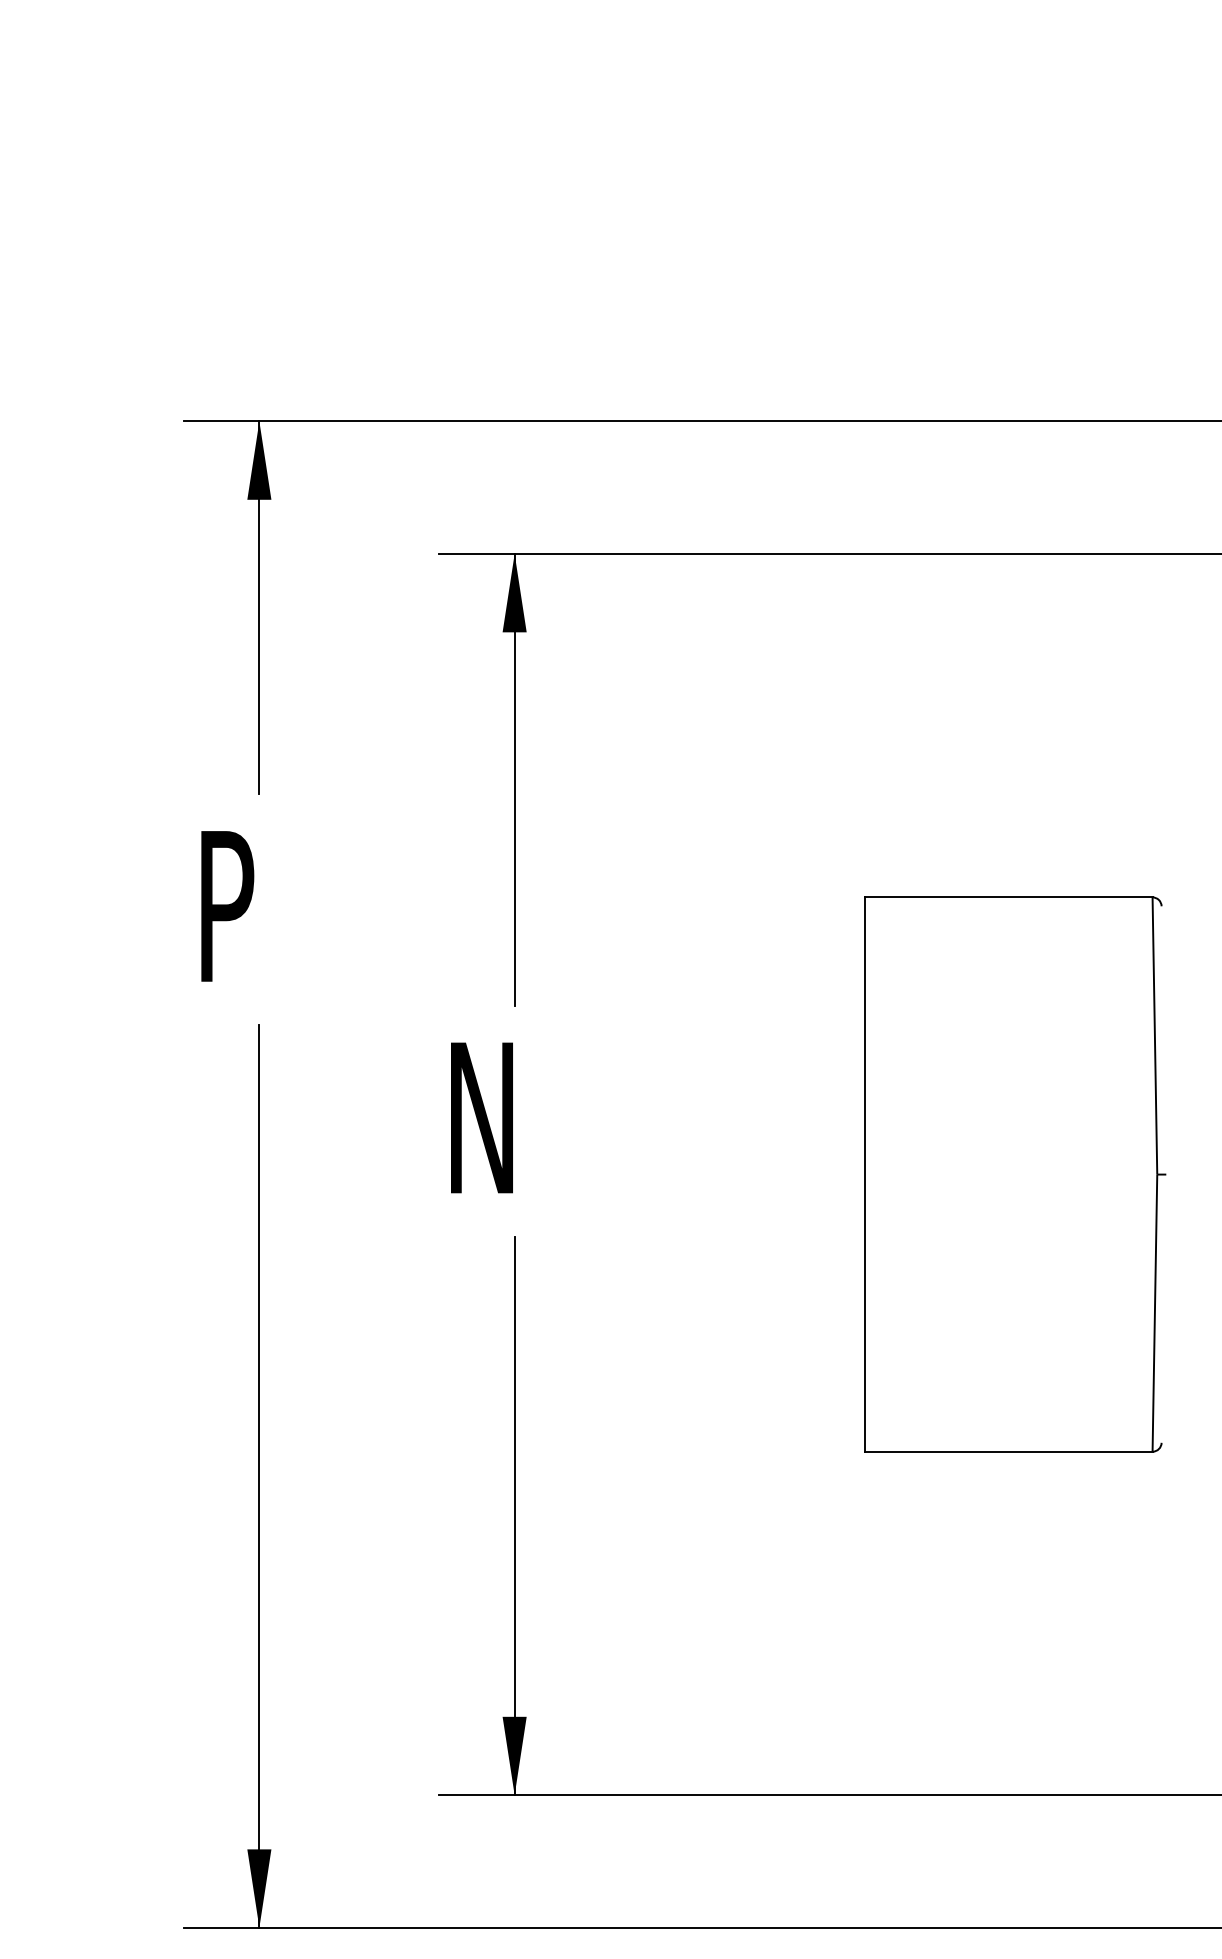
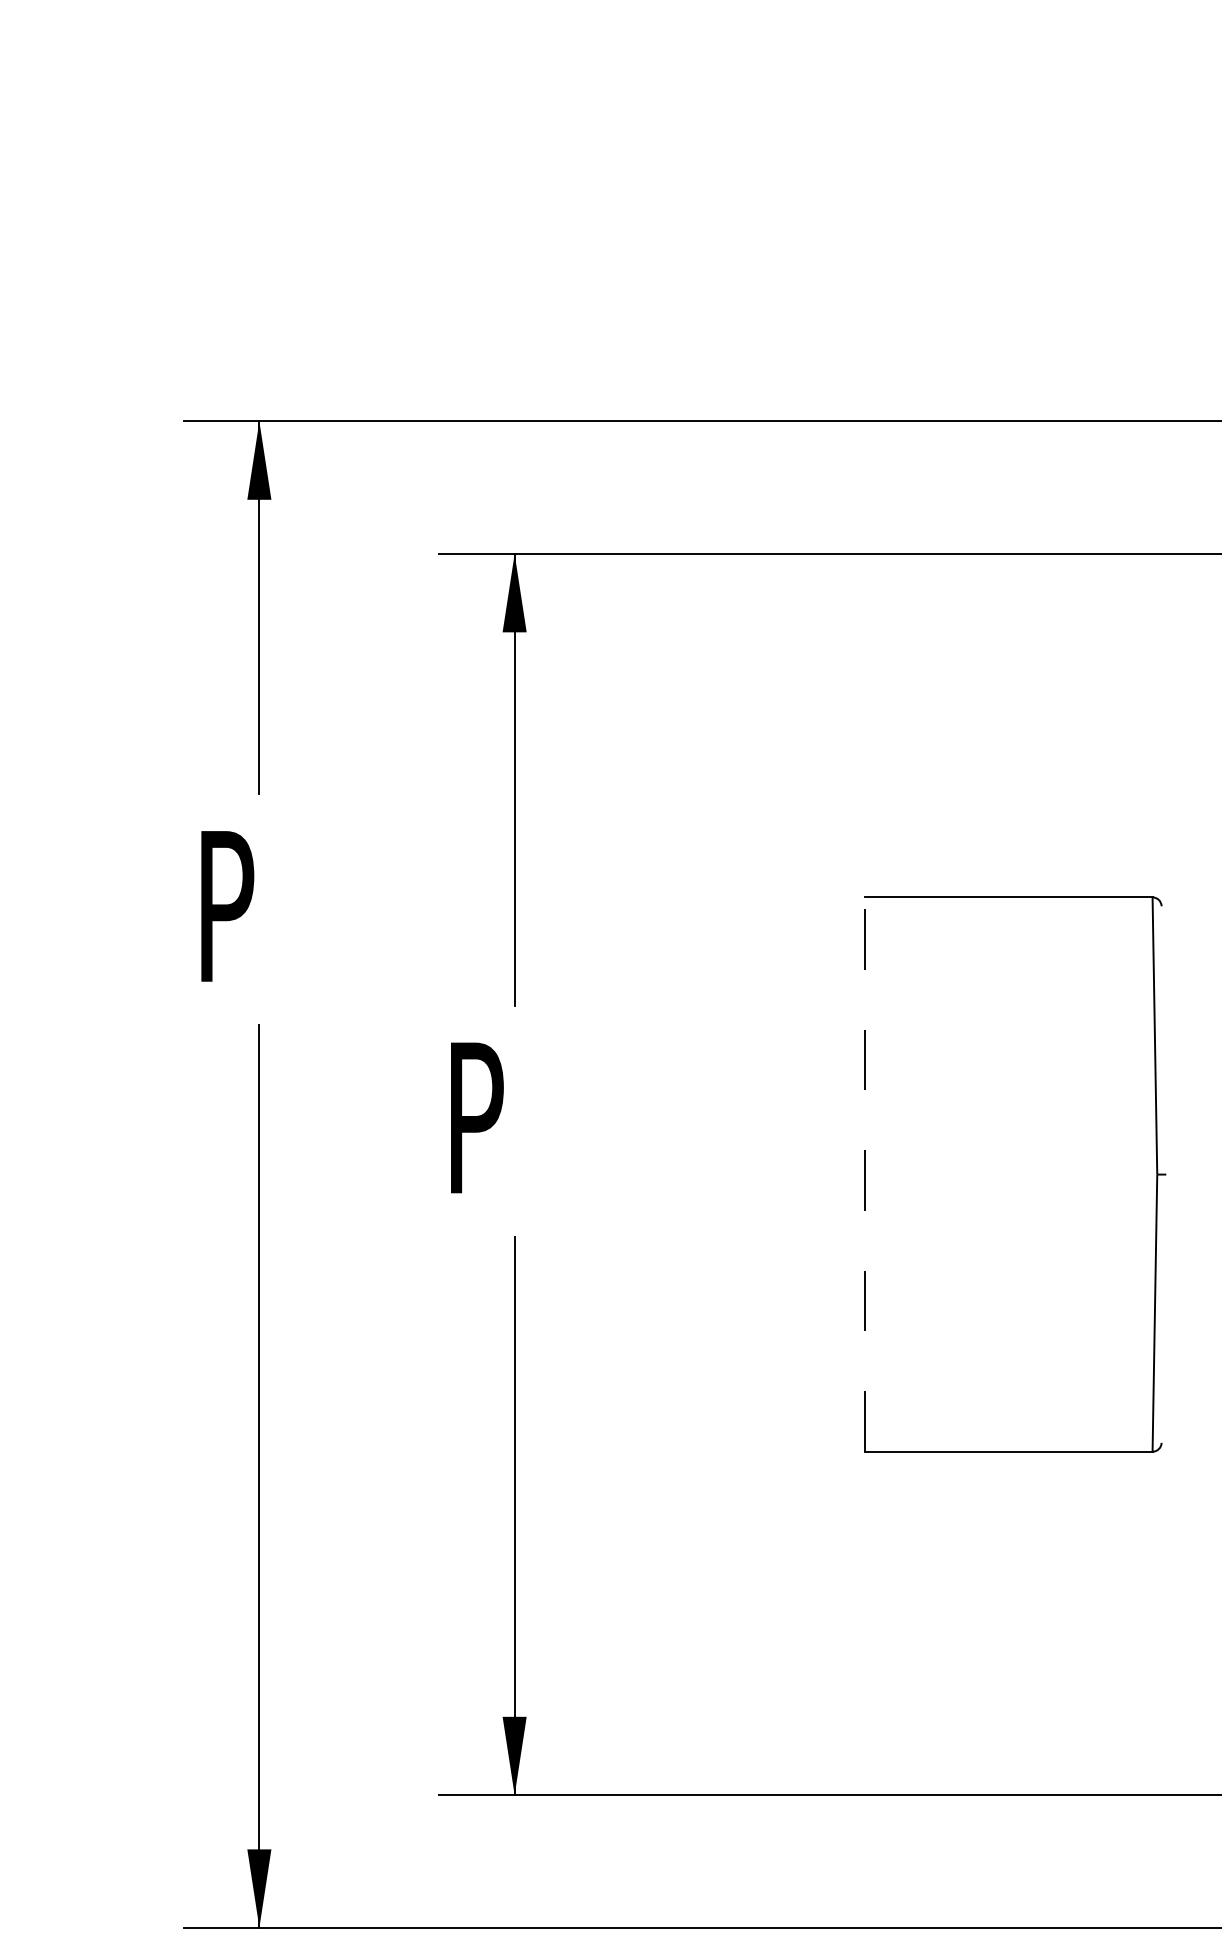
text: N -> P (486, 1117)
line: solid -> dashed (865, 1174)
